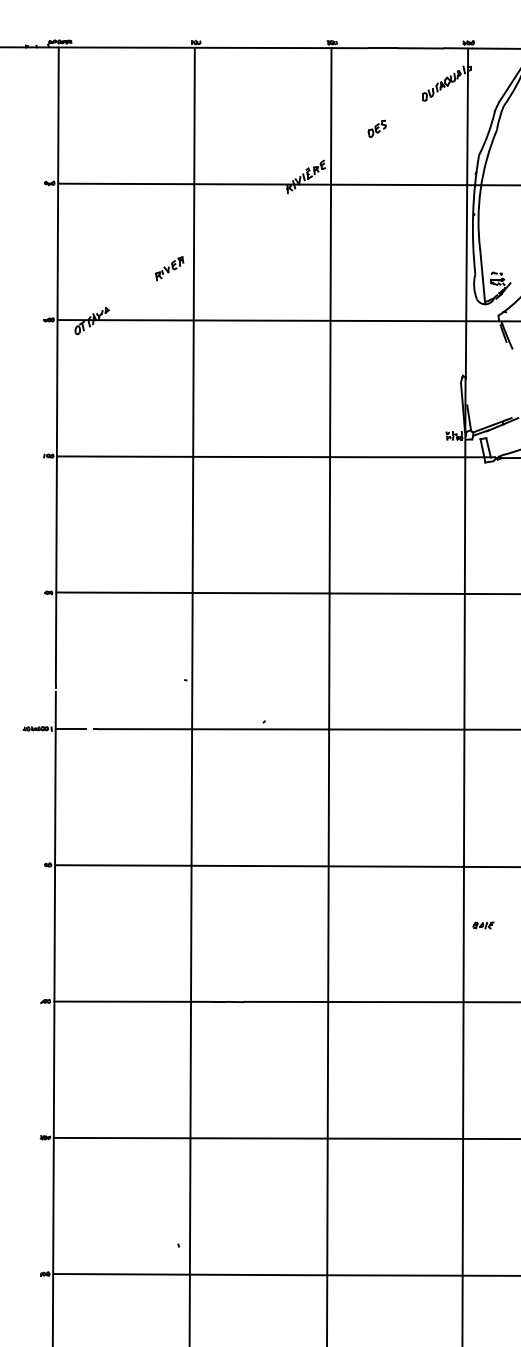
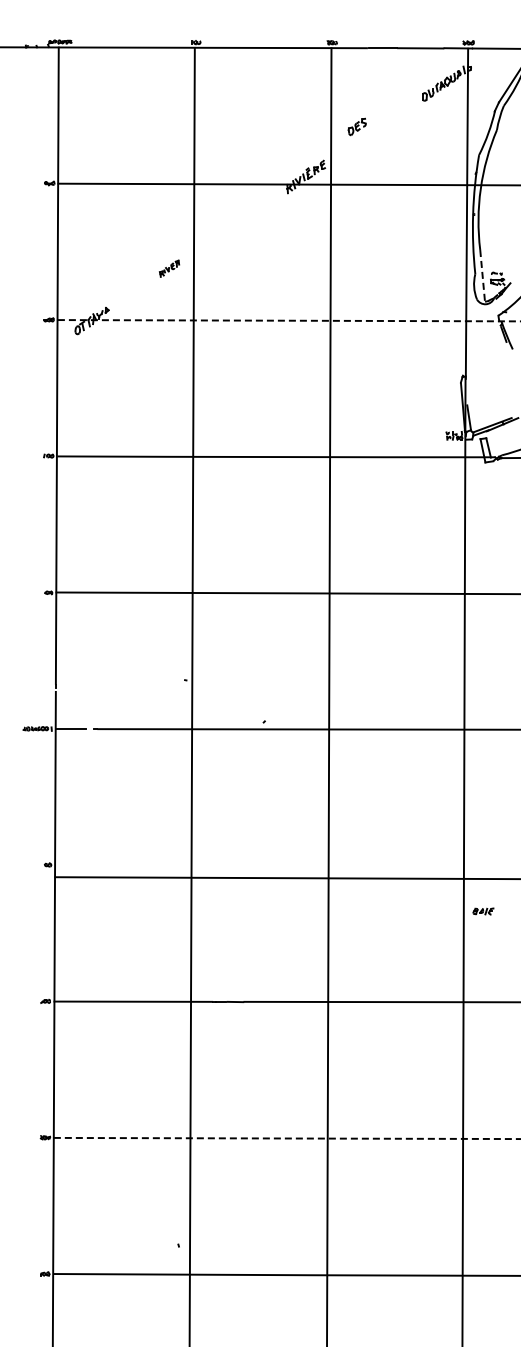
part position: (376, 128) -> (356, 126) (356, 126)
part size: 31x26 px -> 23x19 px (169, 268)
line: solid -> dashed (482, 276)
line: solid -> dashed (289, 320)
line position: (286, 866) -> (286, 878) (286, 878)
part position: (483, 925) -> (483, 911) (483, 911)
line: solid -> dashed (287, 1138)
